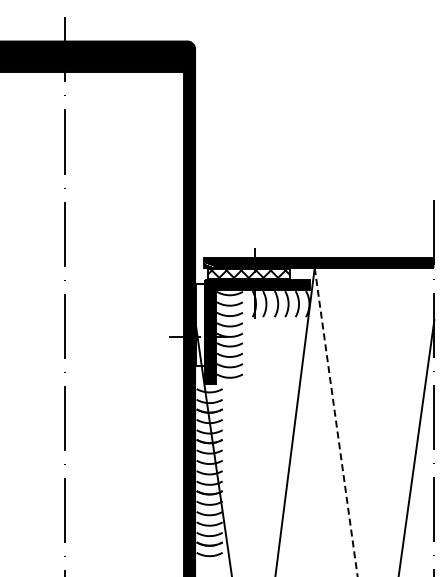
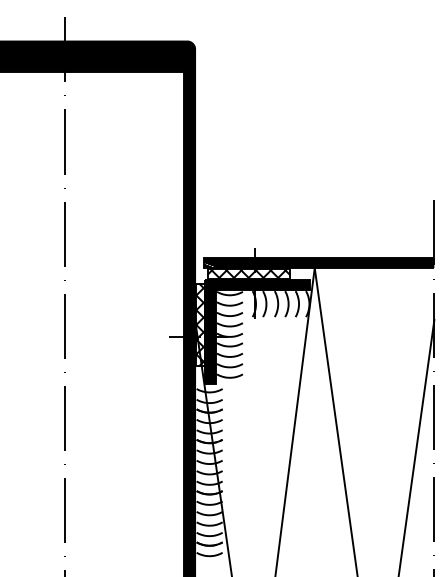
hatch: none -> present (200, 324)
line: dashed -> solid (336, 422)
